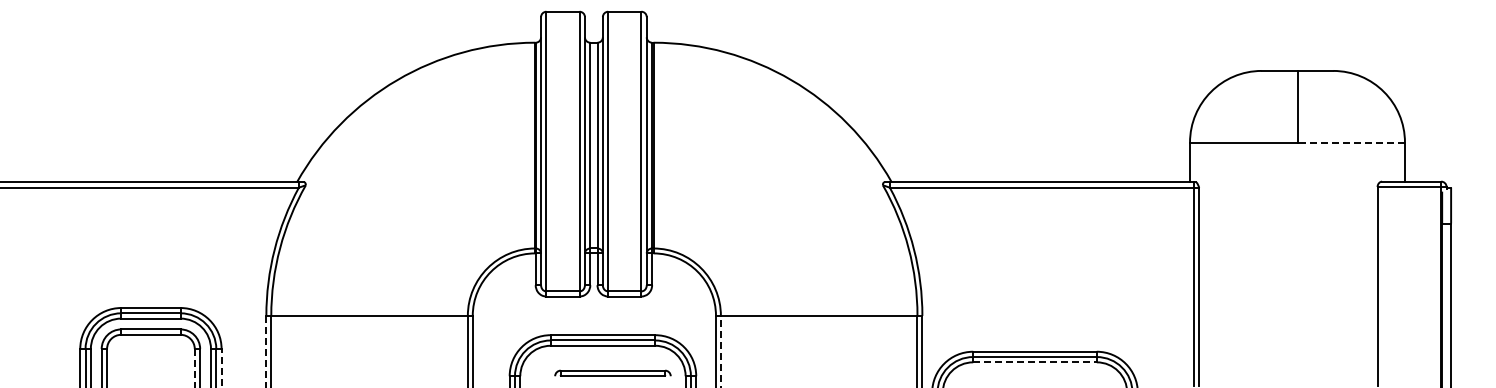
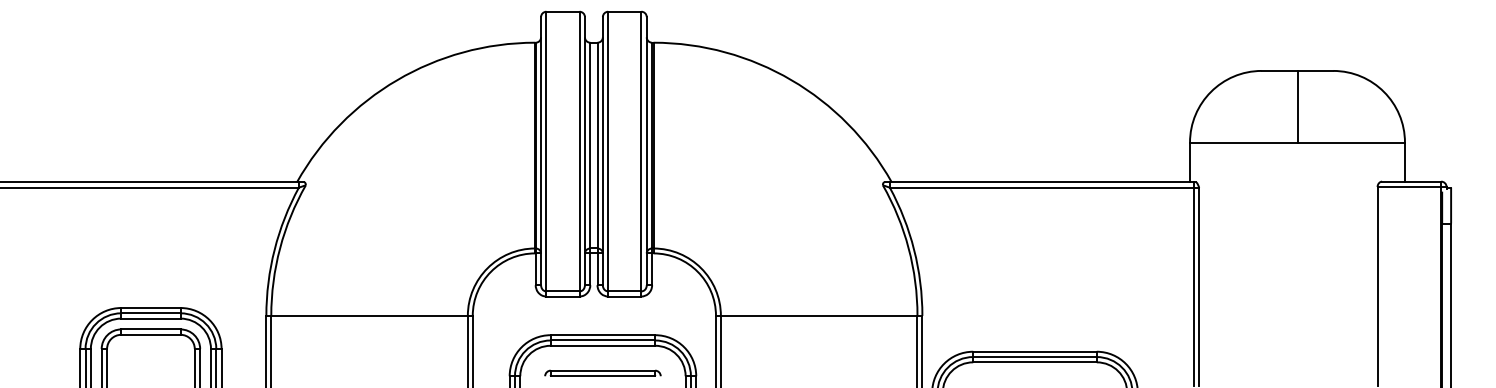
line: dashed -> solid (1351, 142)
line: dashed -> solid (266, 351)
line: dashed -> solid (720, 351)
line: dashed -> solid (1035, 362)
line: dashed -> solid (194, 368)
line: dashed -> solid (221, 368)
part position: (612, 372) -> (602, 372) (602, 372)
